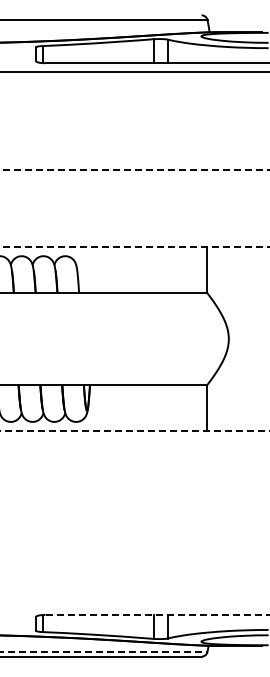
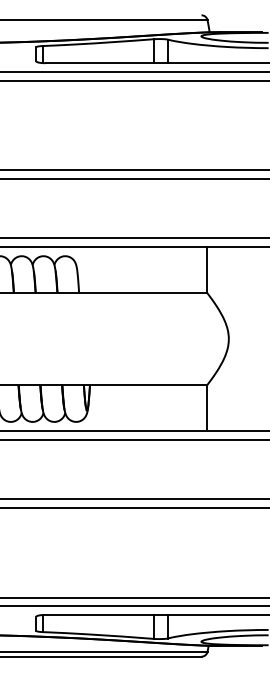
line: none -> present (134, 80)
line: dashed -> solid (135, 170)
line: none -> present (134, 179)
line: none -> present (134, 237)
line: dashed -> solid (135, 247)
line: dashed -> solid (134, 431)
line: none -> present (134, 440)
line: none -> present (134, 498)
line: none -> present (134, 507)
line: none -> present (134, 597)
line: none -> present (134, 606)
line: dashed -> solid (157, 614)
line: dashed -> solid (104, 651)
